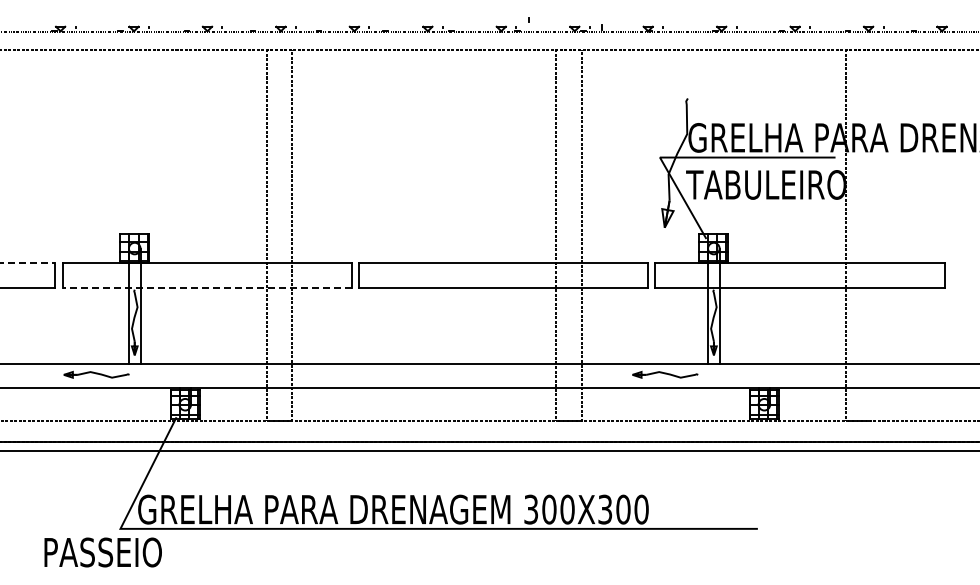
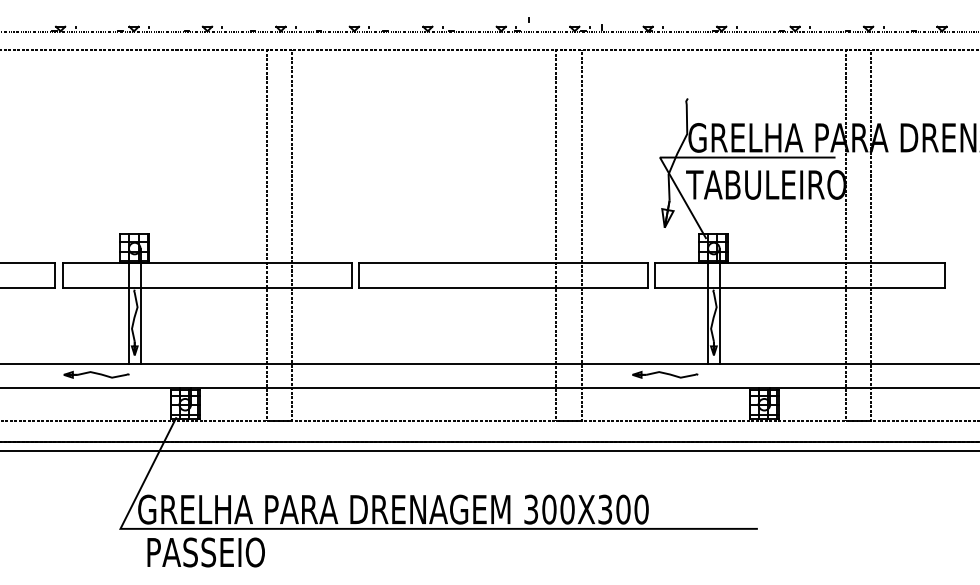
line: none -> present (871, 234)
line: dashed -> solid (28, 263)
line: dashed -> solid (207, 288)
text position: (102, 552) -> (205, 552) (205, 552)
